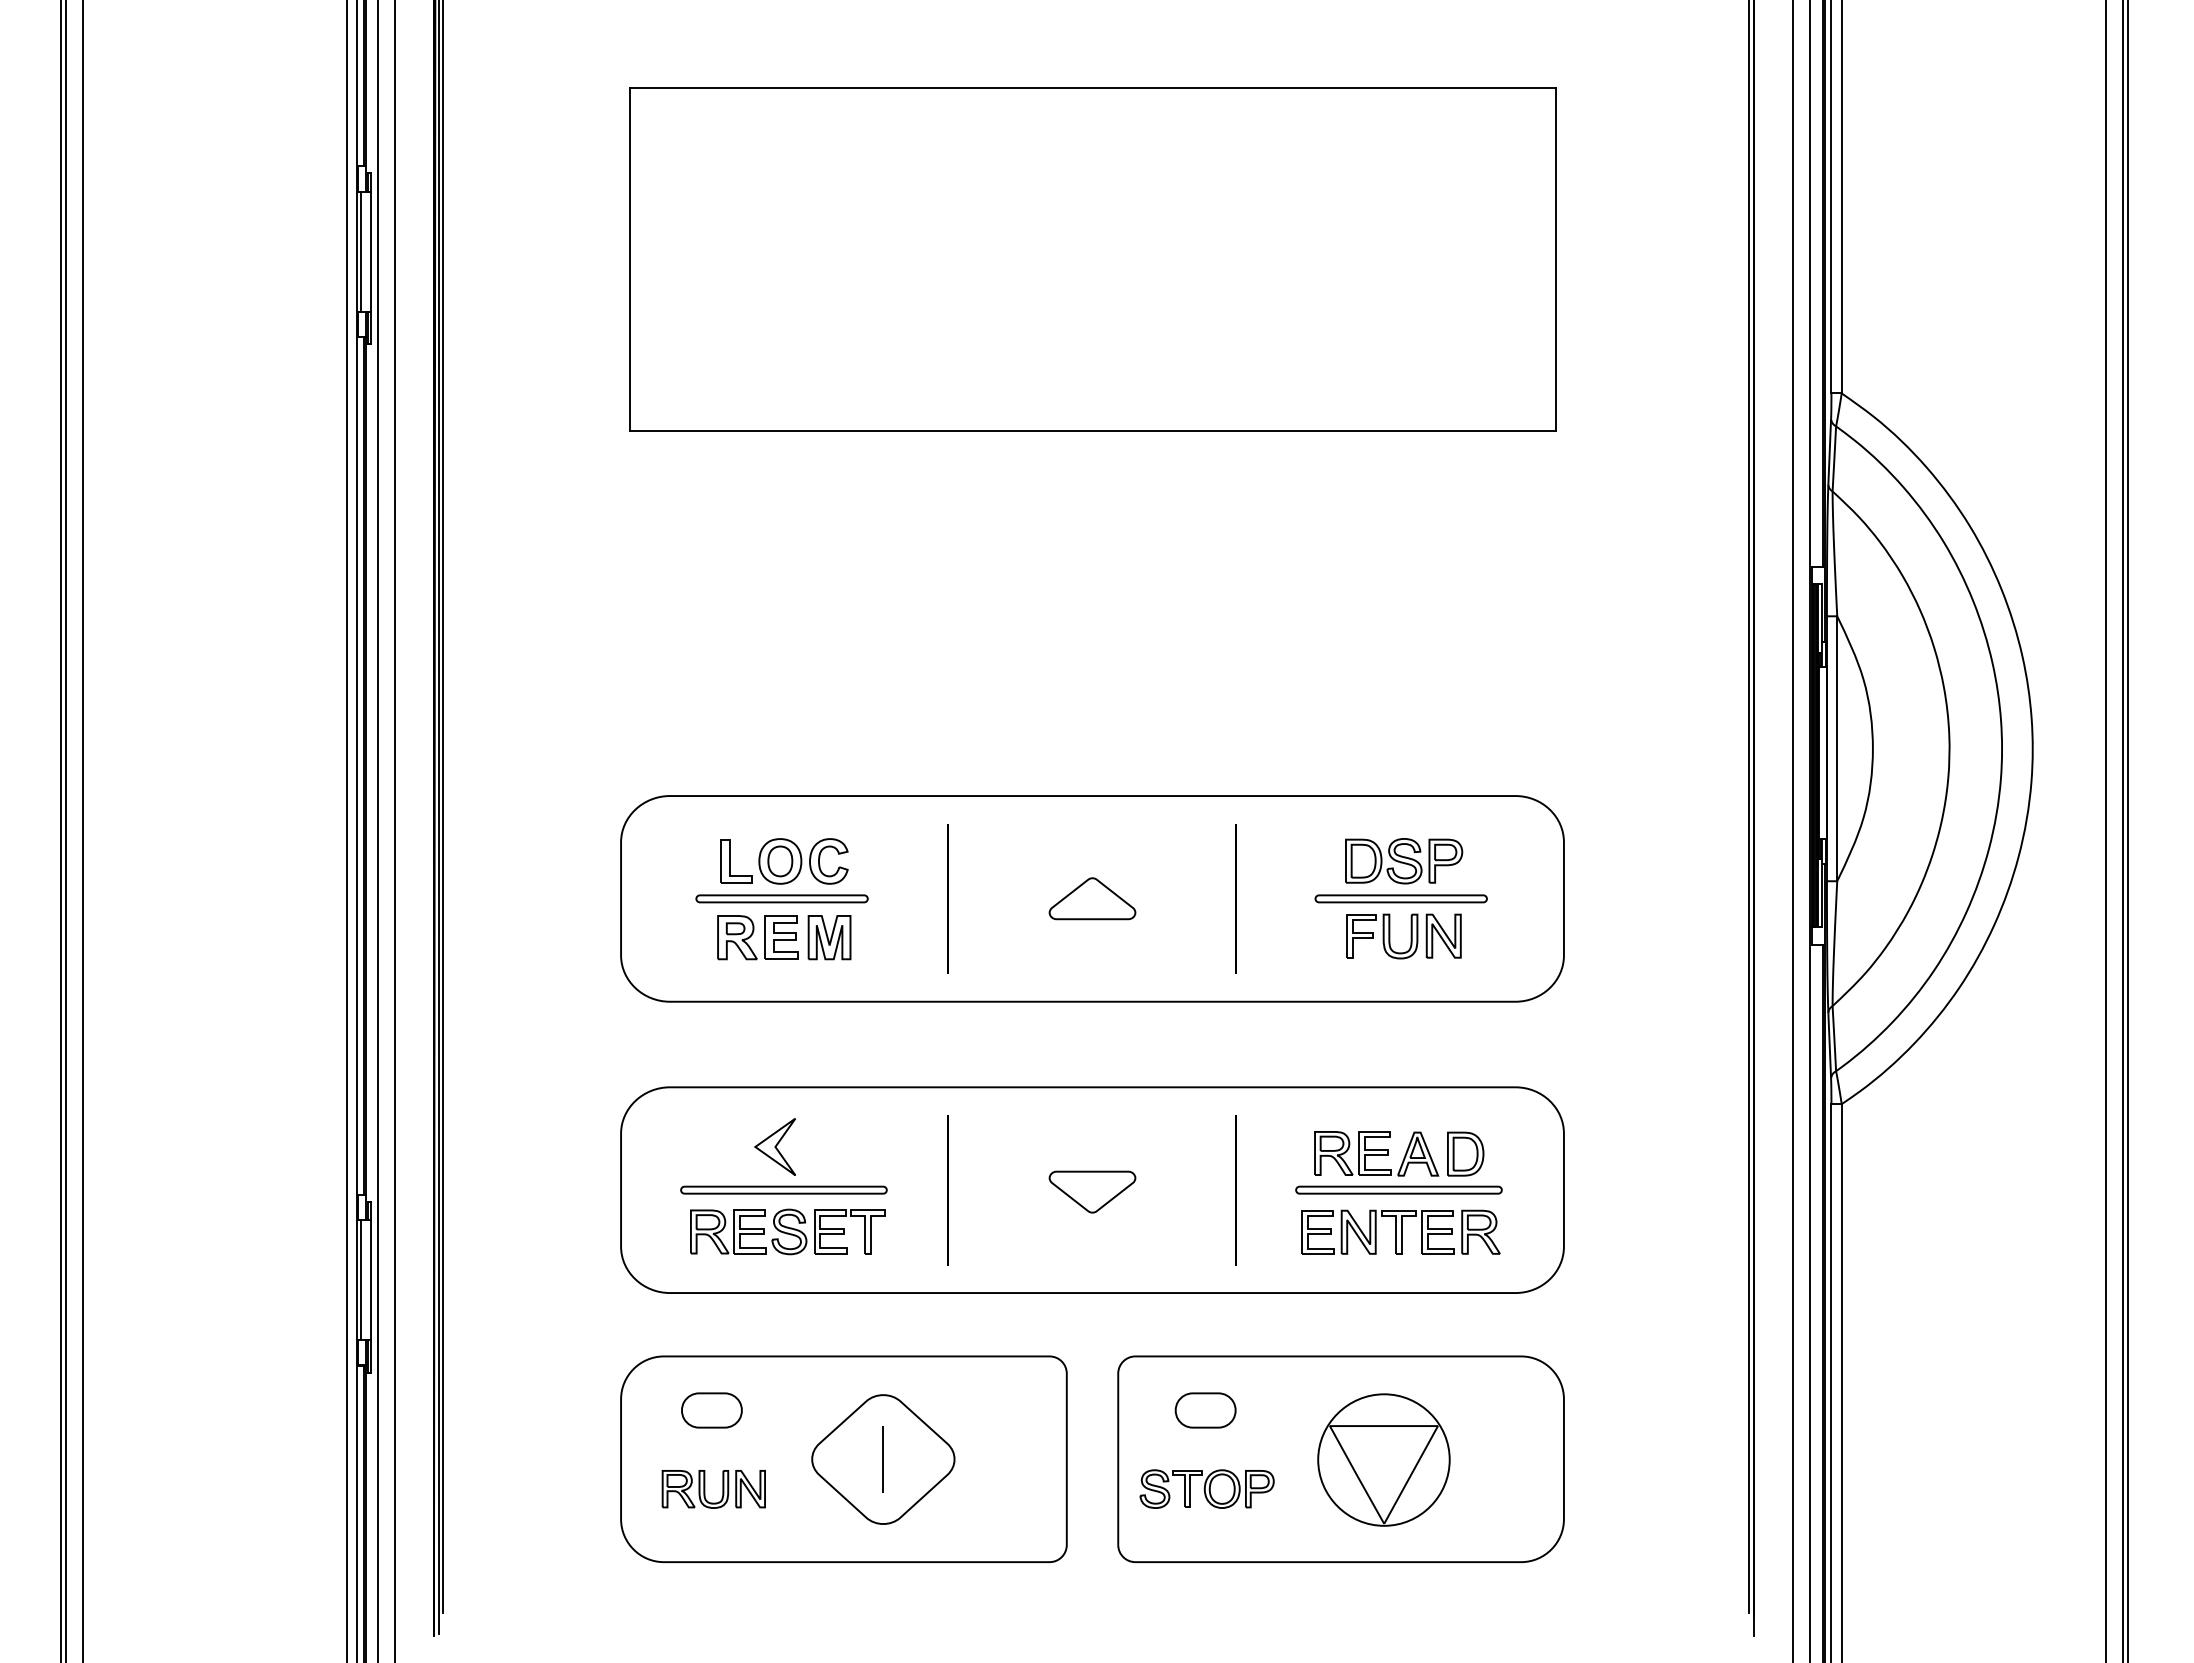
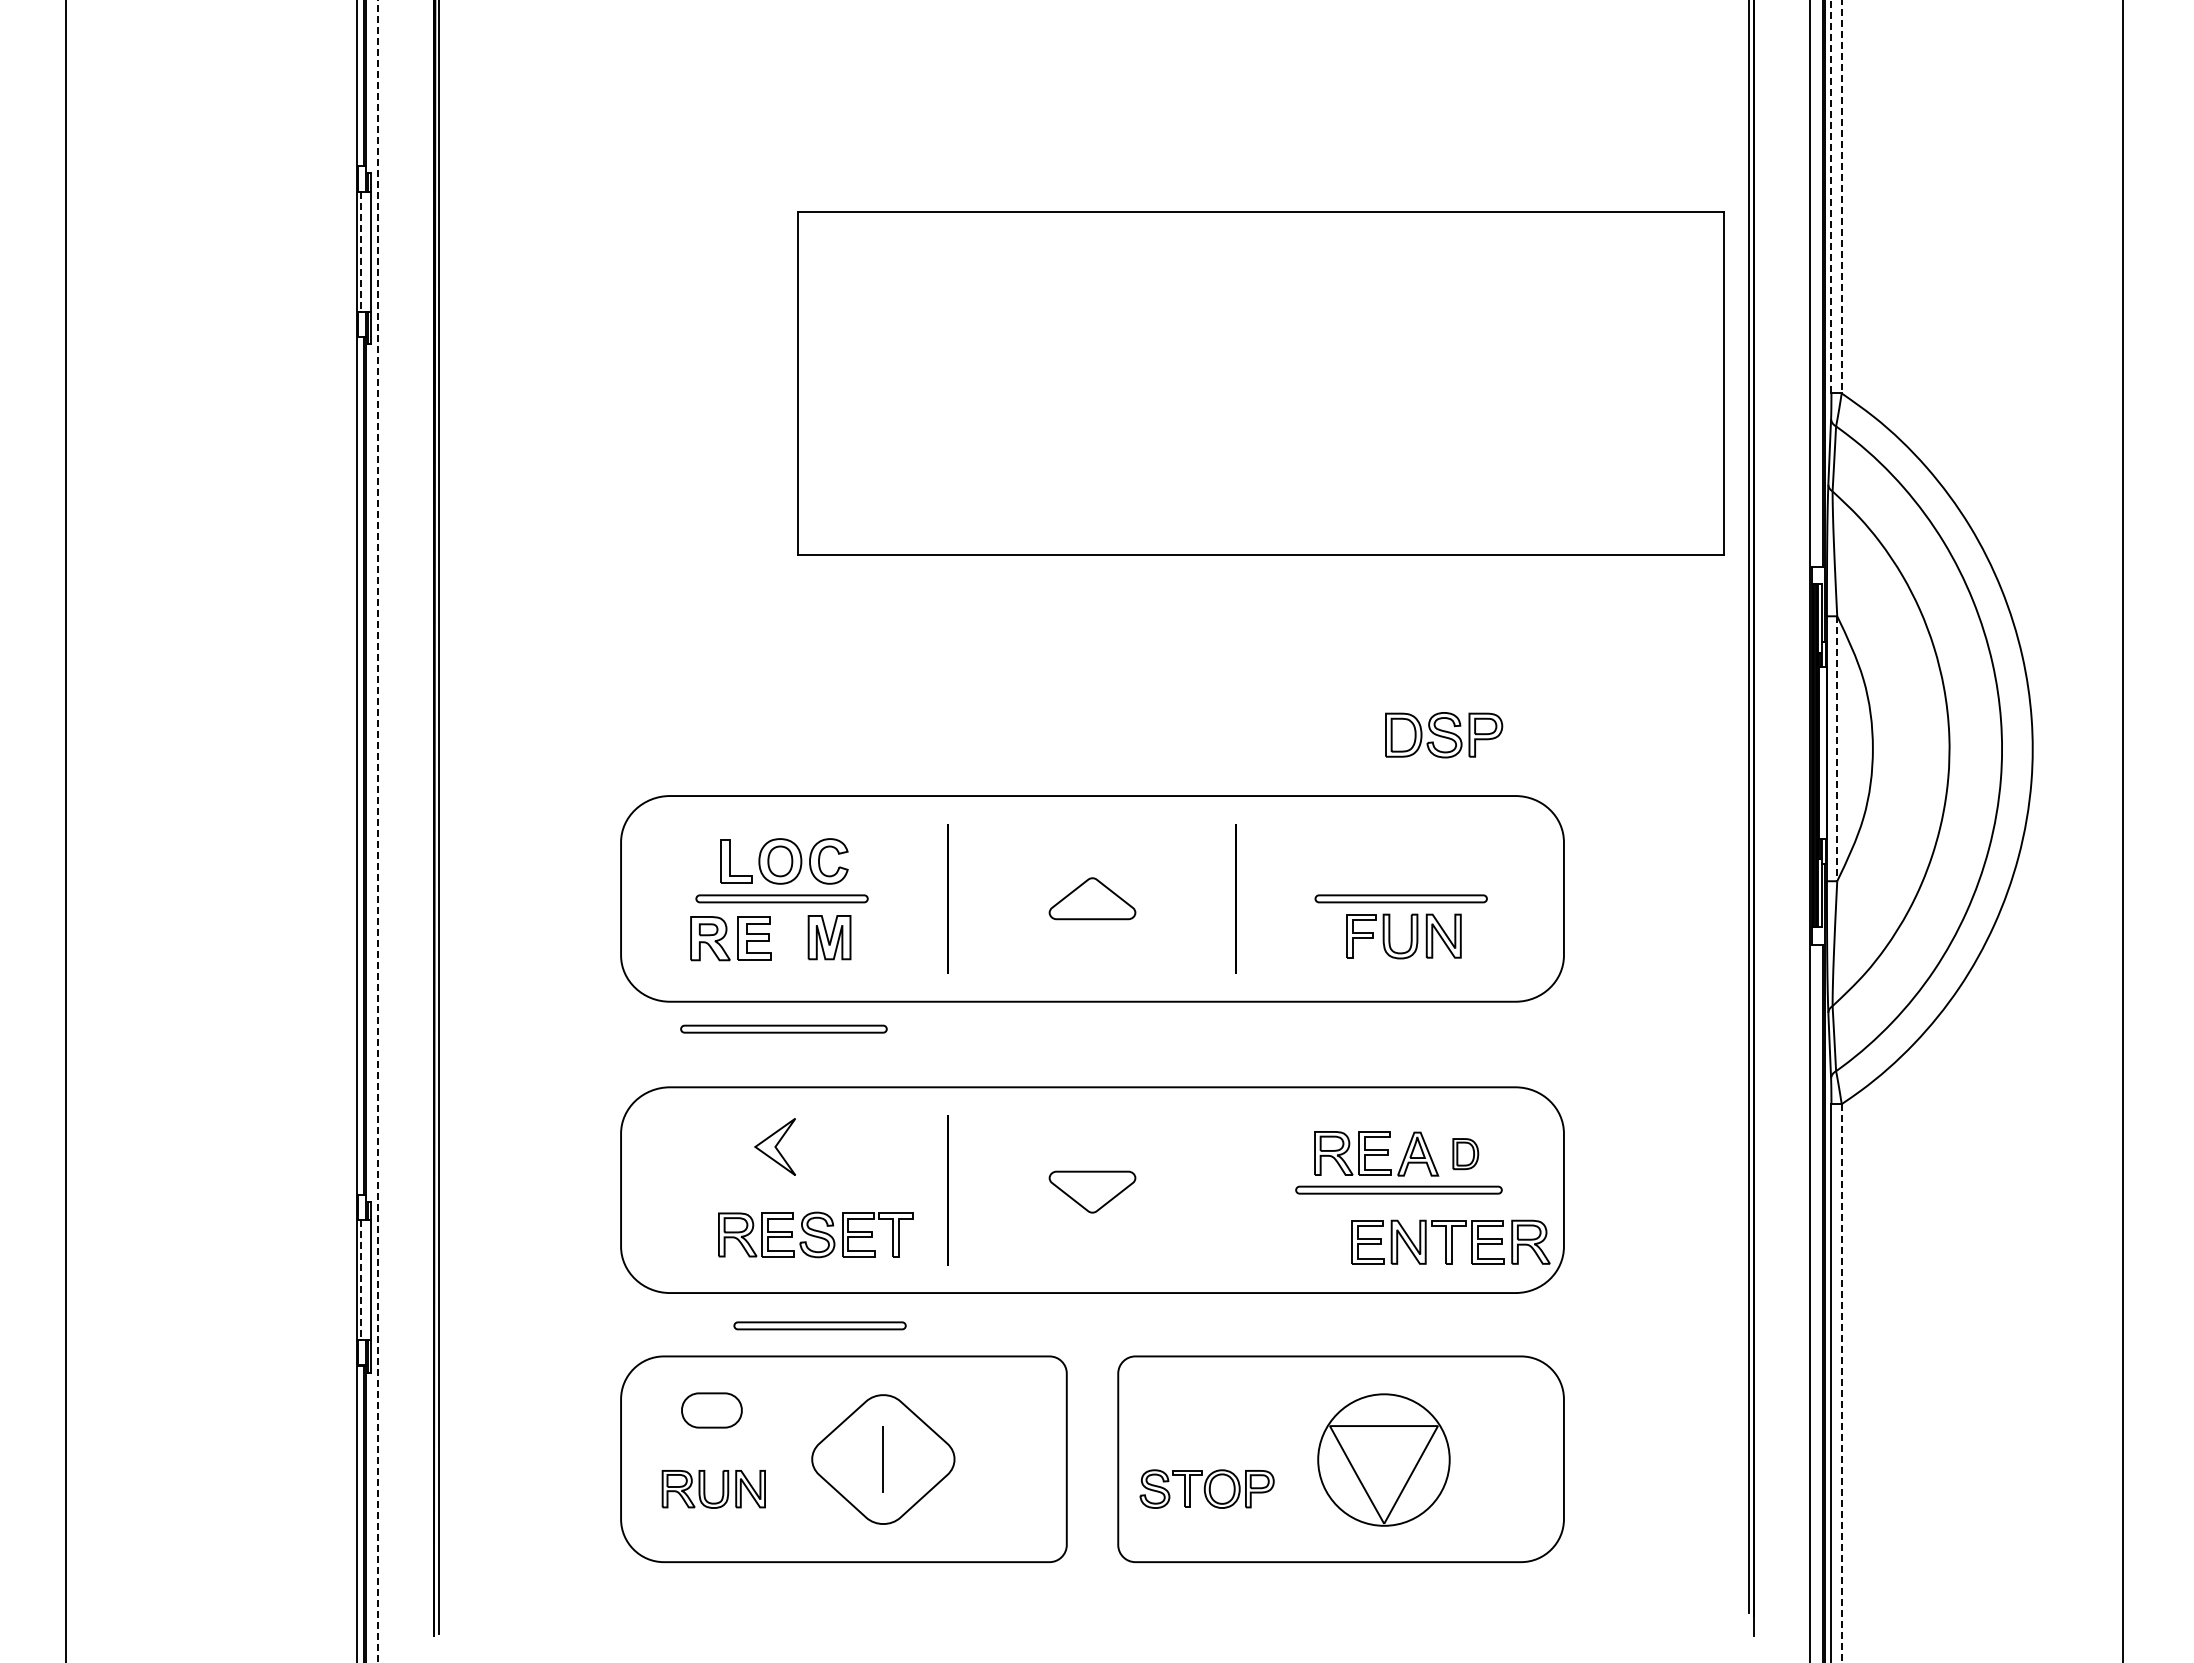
line: solid -> dashed (1831, 196)
line: solid -> dashed (1841, 197)
line: solid -> dashed (361, 252)
part position: (1092, 259) -> (1260, 383) (1260, 383)
line: solid -> dashed (1837, 749)
line: present -> none (443, 807)
line: present -> none (60, 830)
line: present -> none (82, 830)
line: present -> none (347, 830)
line: present -> none (395, 830)
line: present -> none (1793, 830)
line: present -> none (2105, 830)
line: present -> none (2128, 830)
line: solid -> dashed (378, 831)
part position: (1404, 861) -> (1444, 735) (1444, 735)
part position: (757, 937) -> (730, 938) (730, 938)
part size: 38x46 px -> 28x33 px (1465, 1154)
part position: (783, 1189) -> (783, 1028) (783, 1028)
line: present -> none (1235, 1190)
part position: (787, 1231) -> (815, 1234) (815, 1234)
part position: (1400, 1231) -> (1450, 1241) (1450, 1241)
line: solid -> dashed (361, 1280)
part: none -> present (819, 1325)
line: solid -> dashed (1841, 1383)
part: present -> none (1205, 1410)
